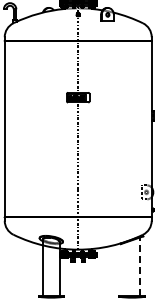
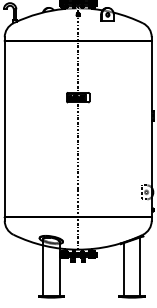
line: dashed -> solid (140, 266)
line: none -> present (123, 269)
